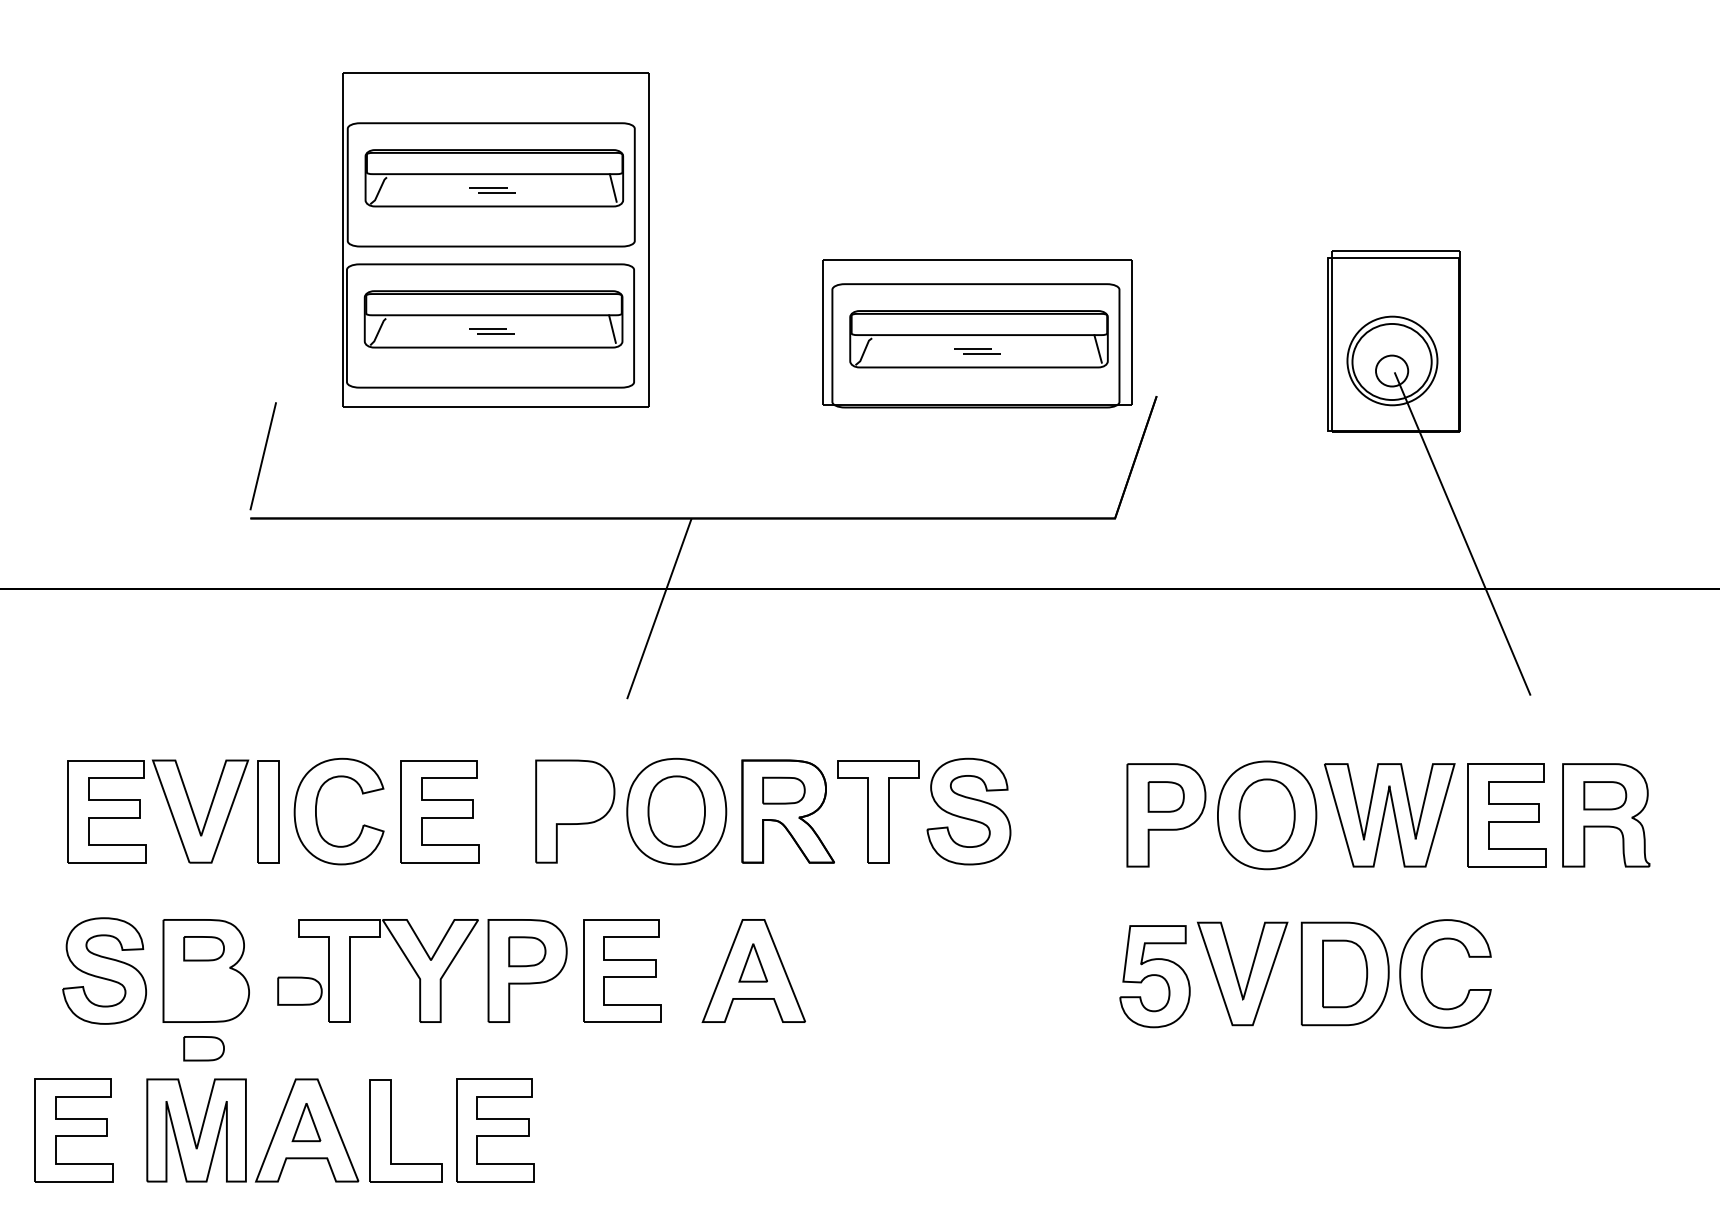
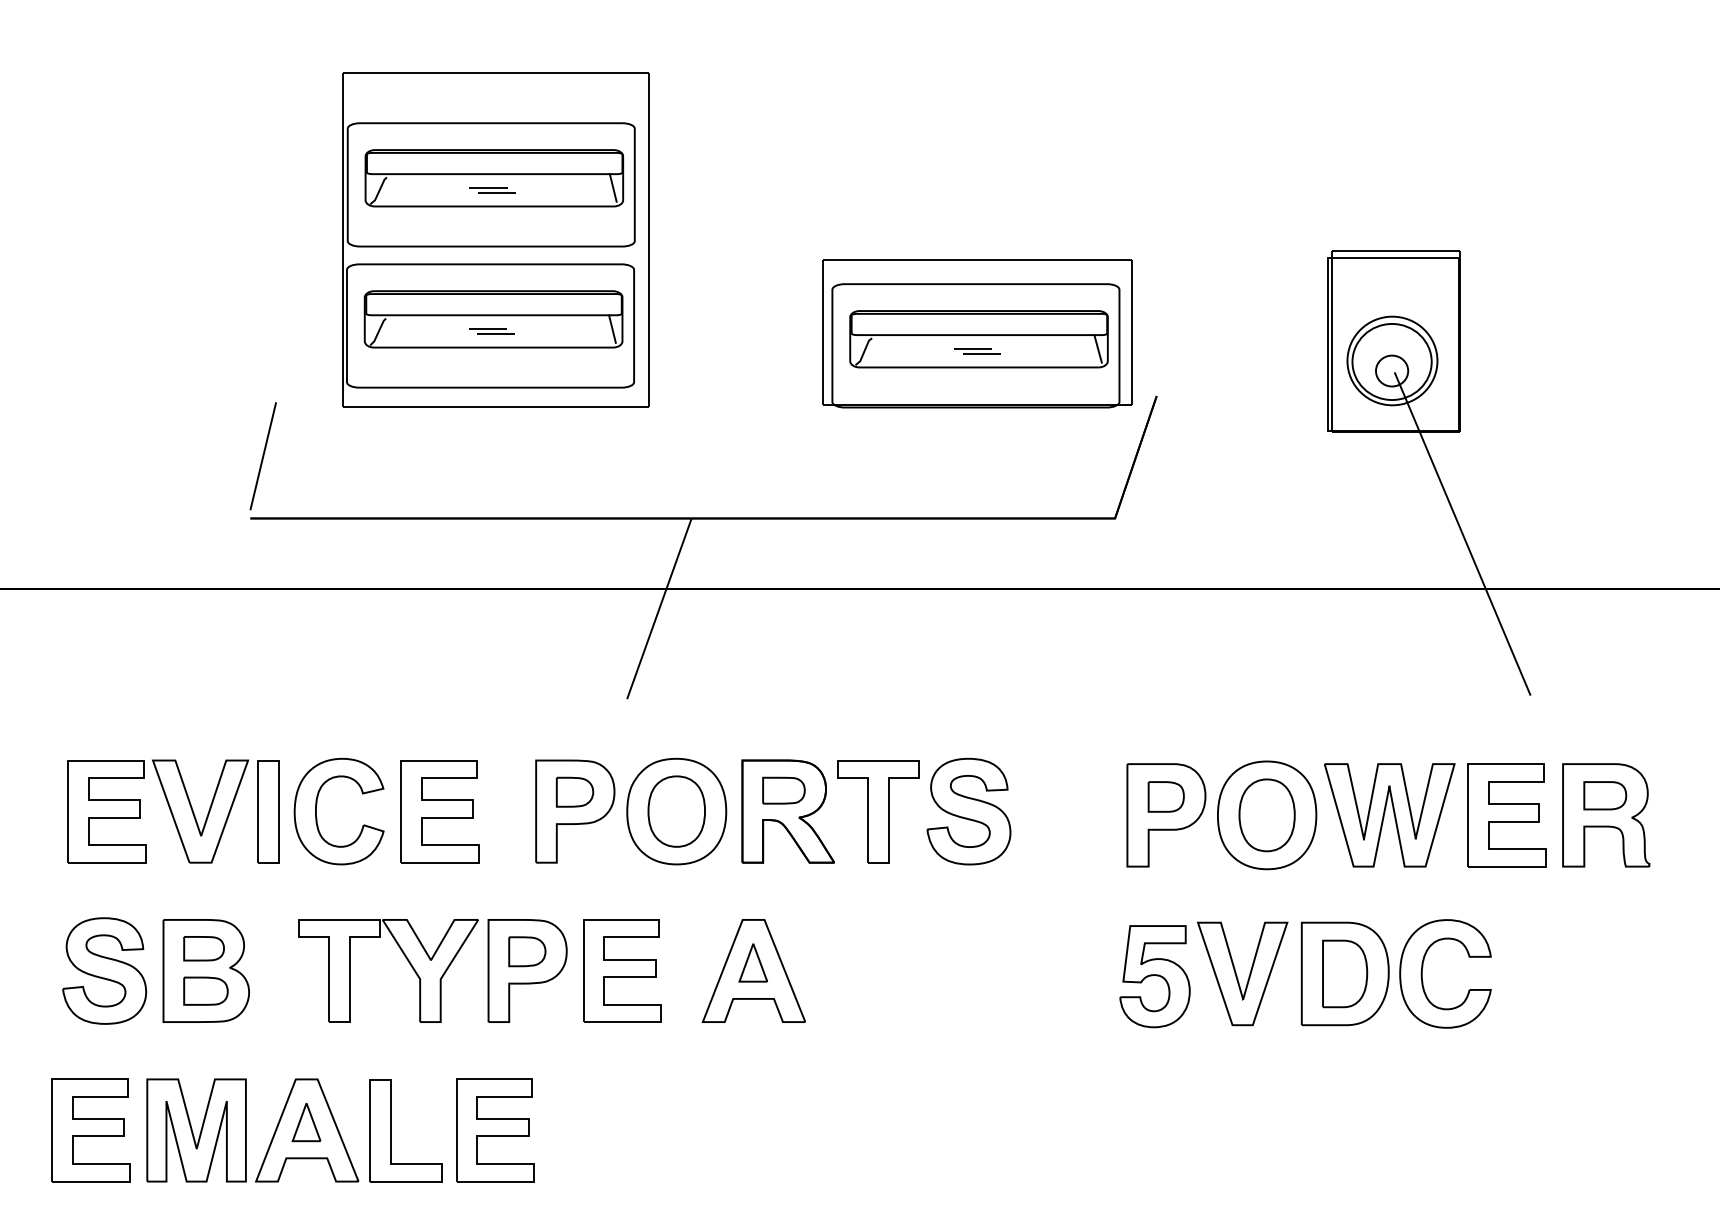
part: none -> present (574, 791)
part position: (299, 990) -> (205, 990) (205, 990)
part: present -> none (203, 1048)
part position: (73, 1130) -> (90, 1130) (90, 1130)
